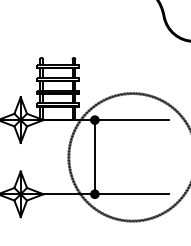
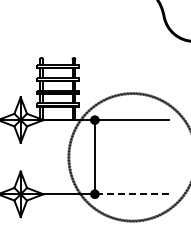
line: solid -> dashed (131, 194)
